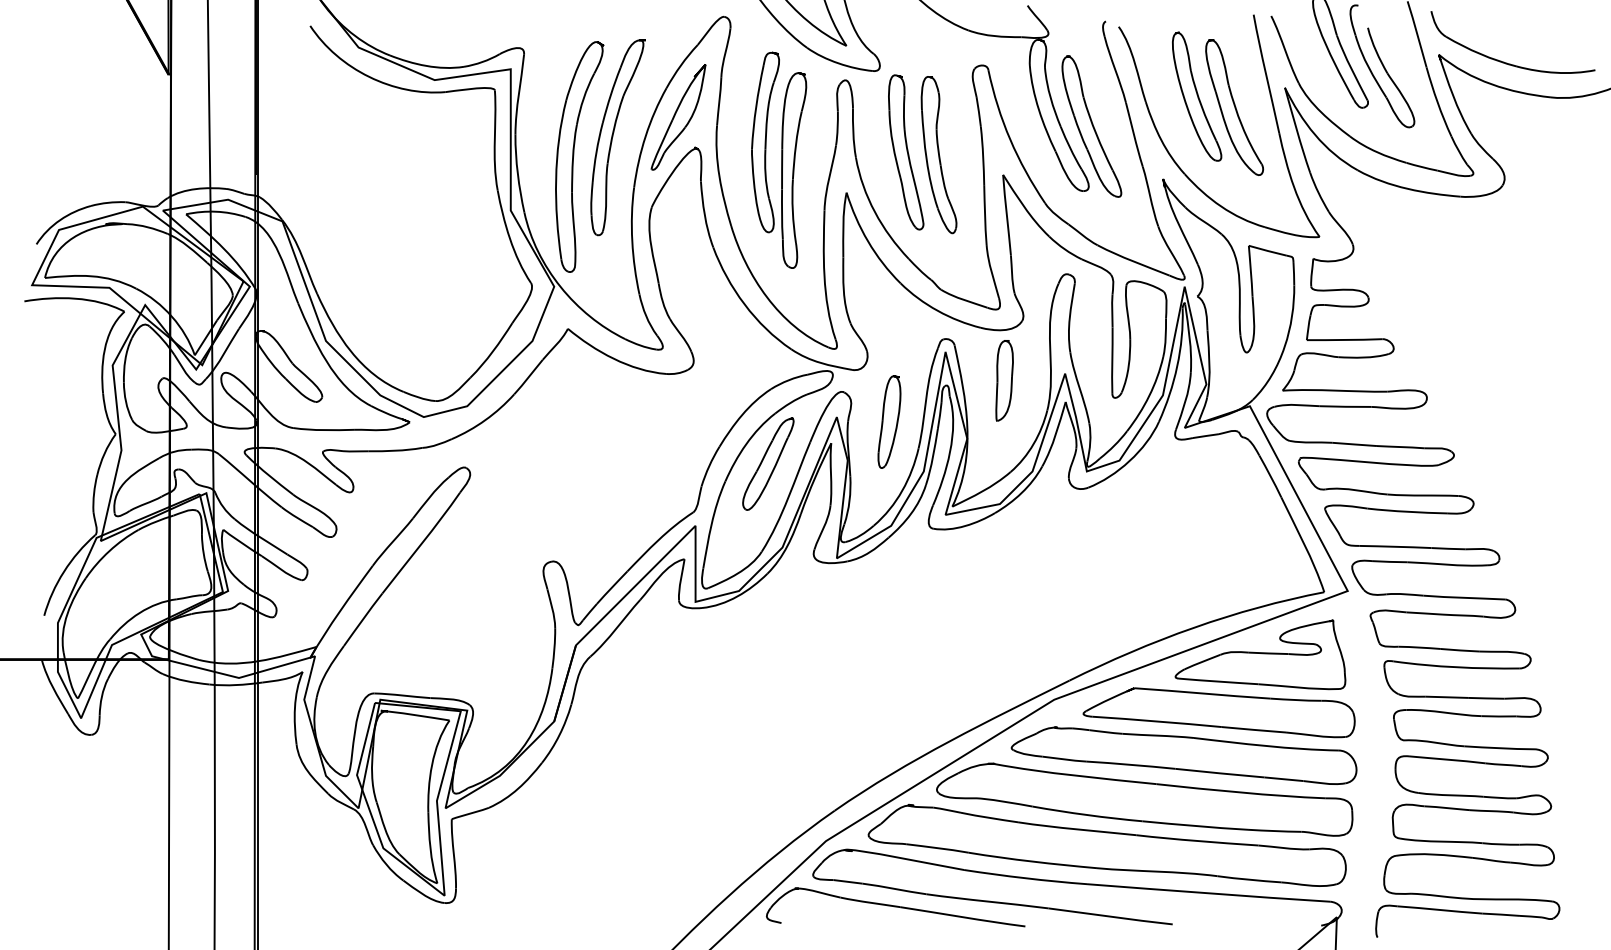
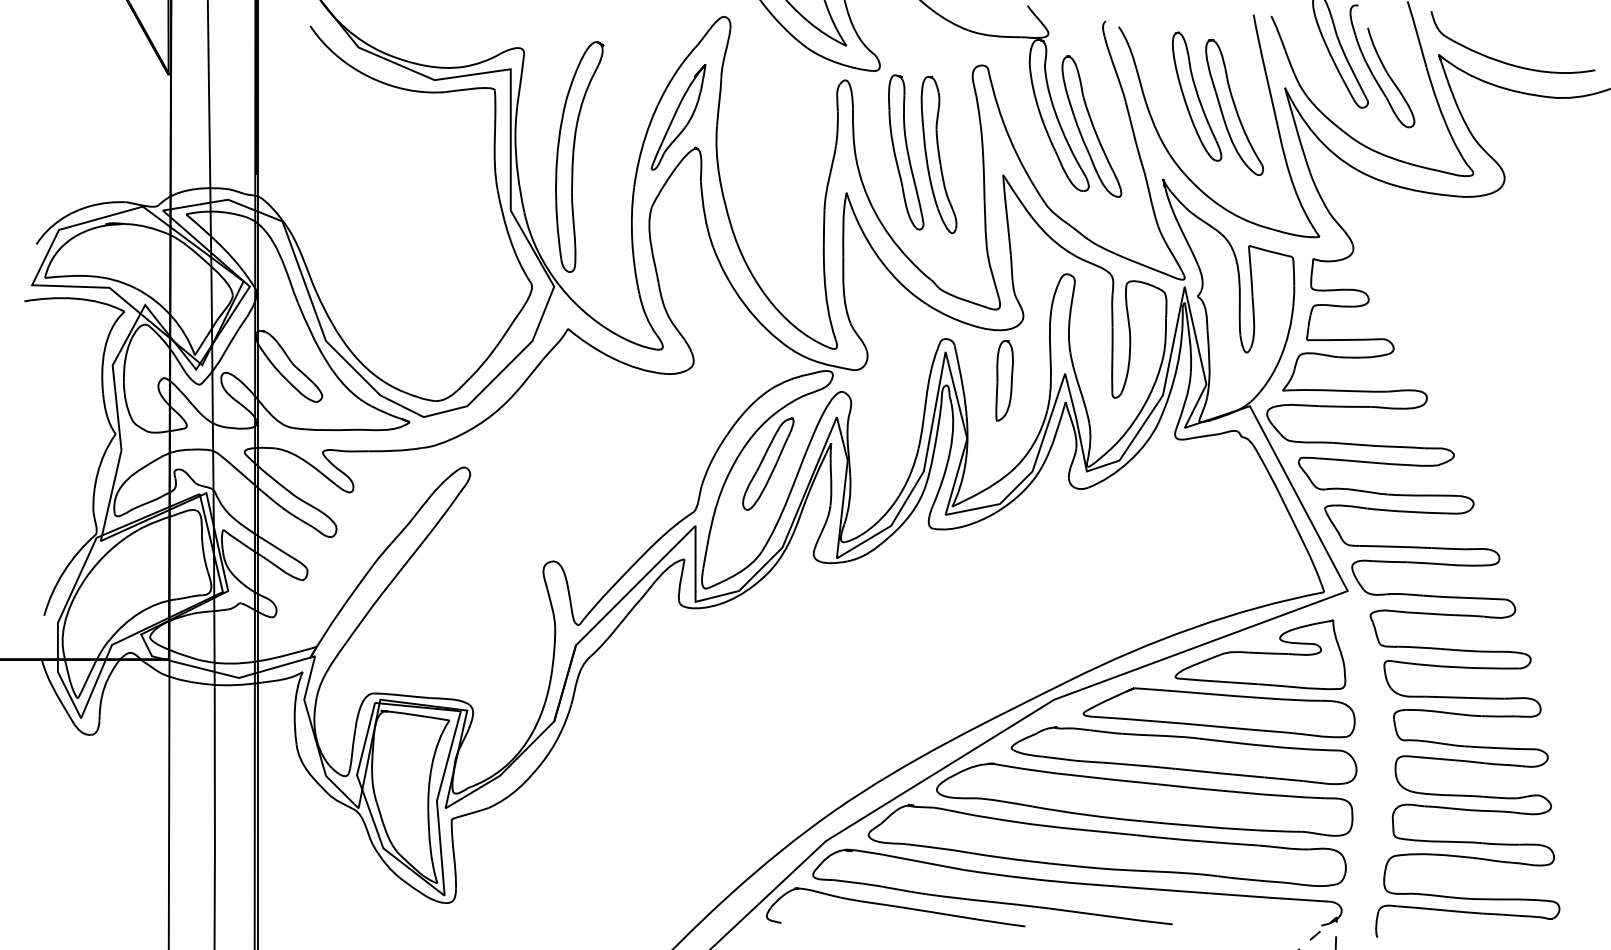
part: present -> none (617, 137)
part: present -> none (779, 159)
part: present -> none (889, 421)
line: solid -> dashed (1330, 923)
